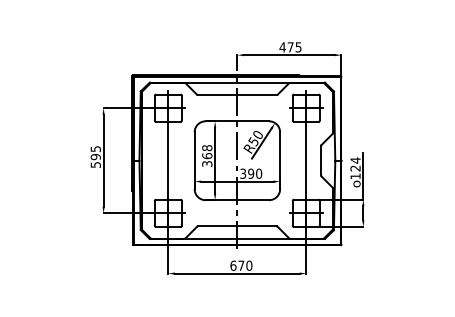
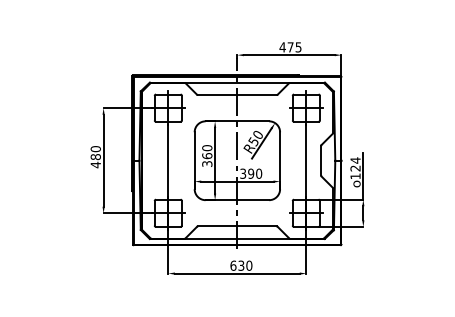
text: 368 -> 360 (207, 148)
text: 595 -> 480 (95, 157)
text: 670 -> 630 (241, 265)
